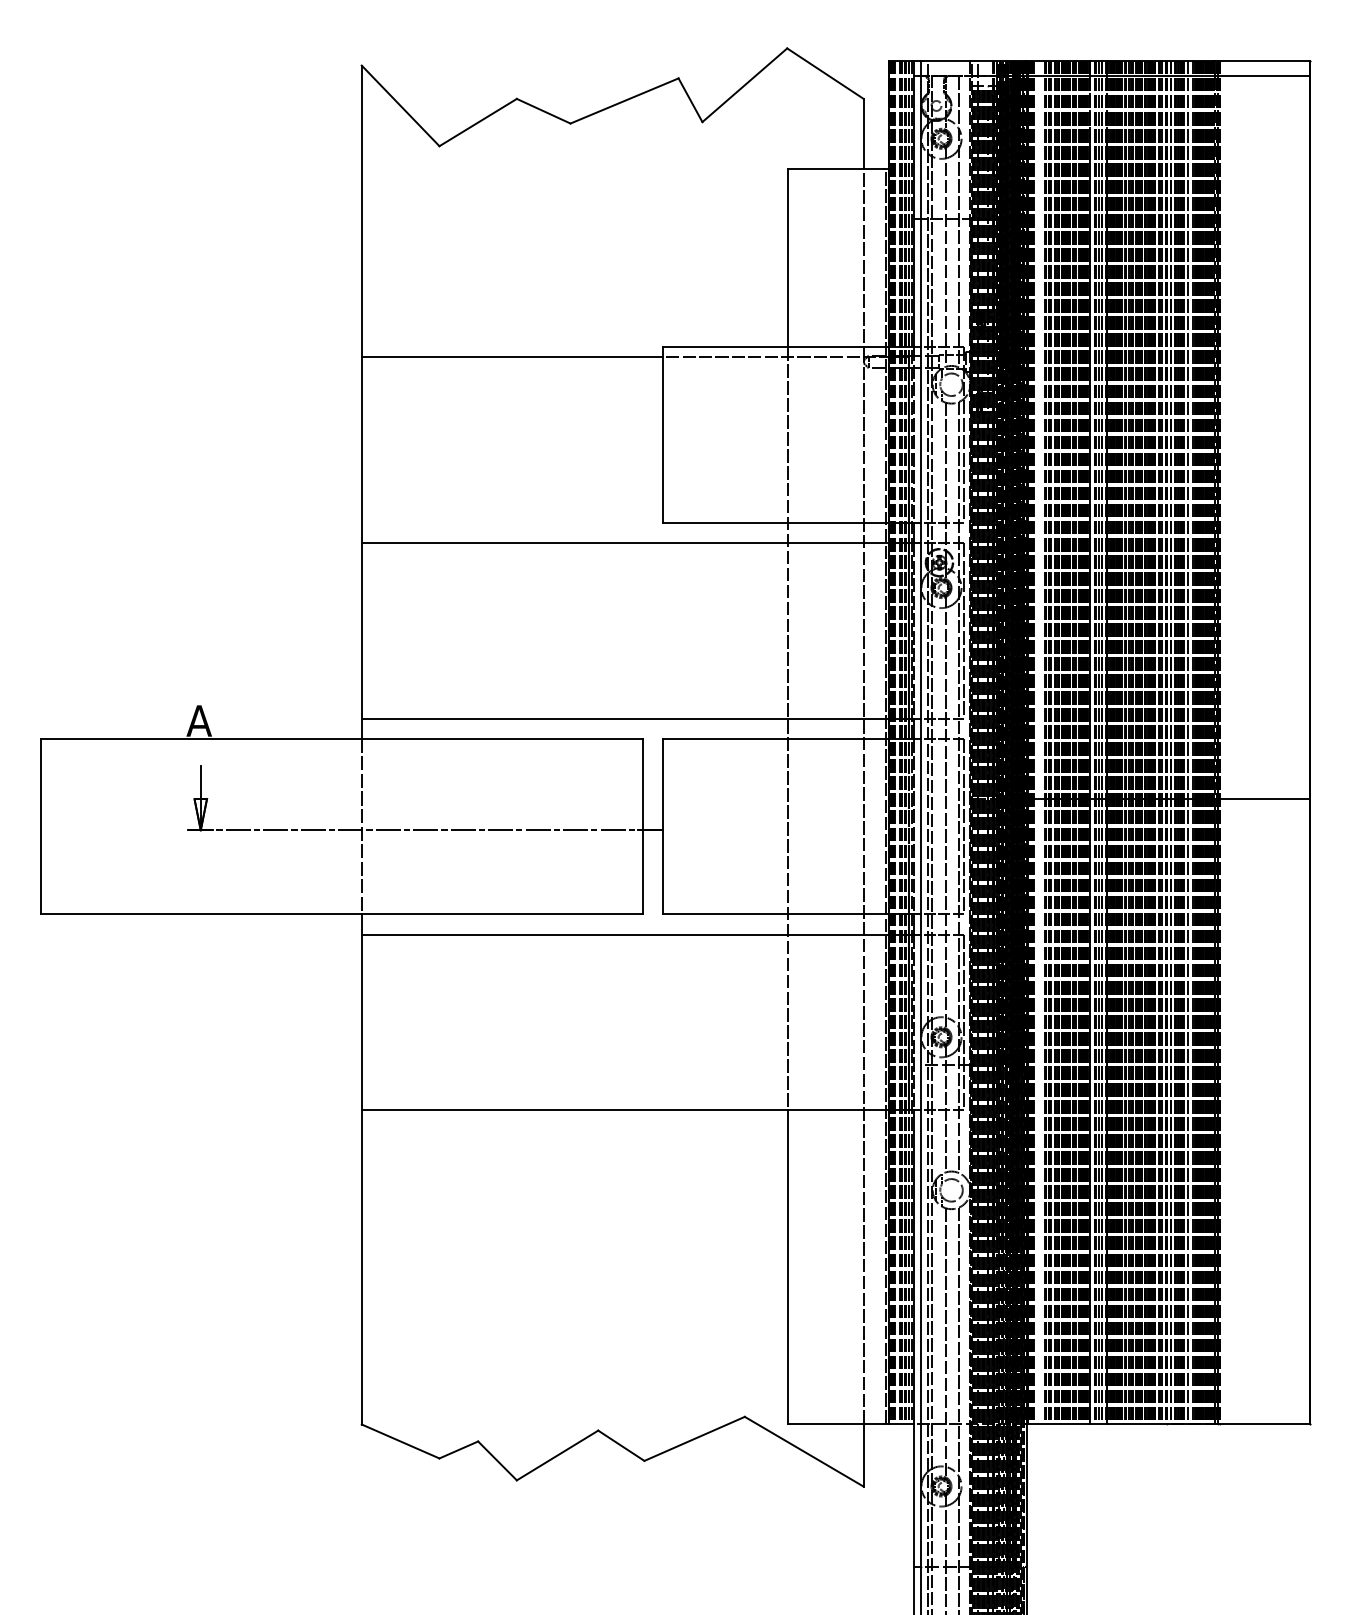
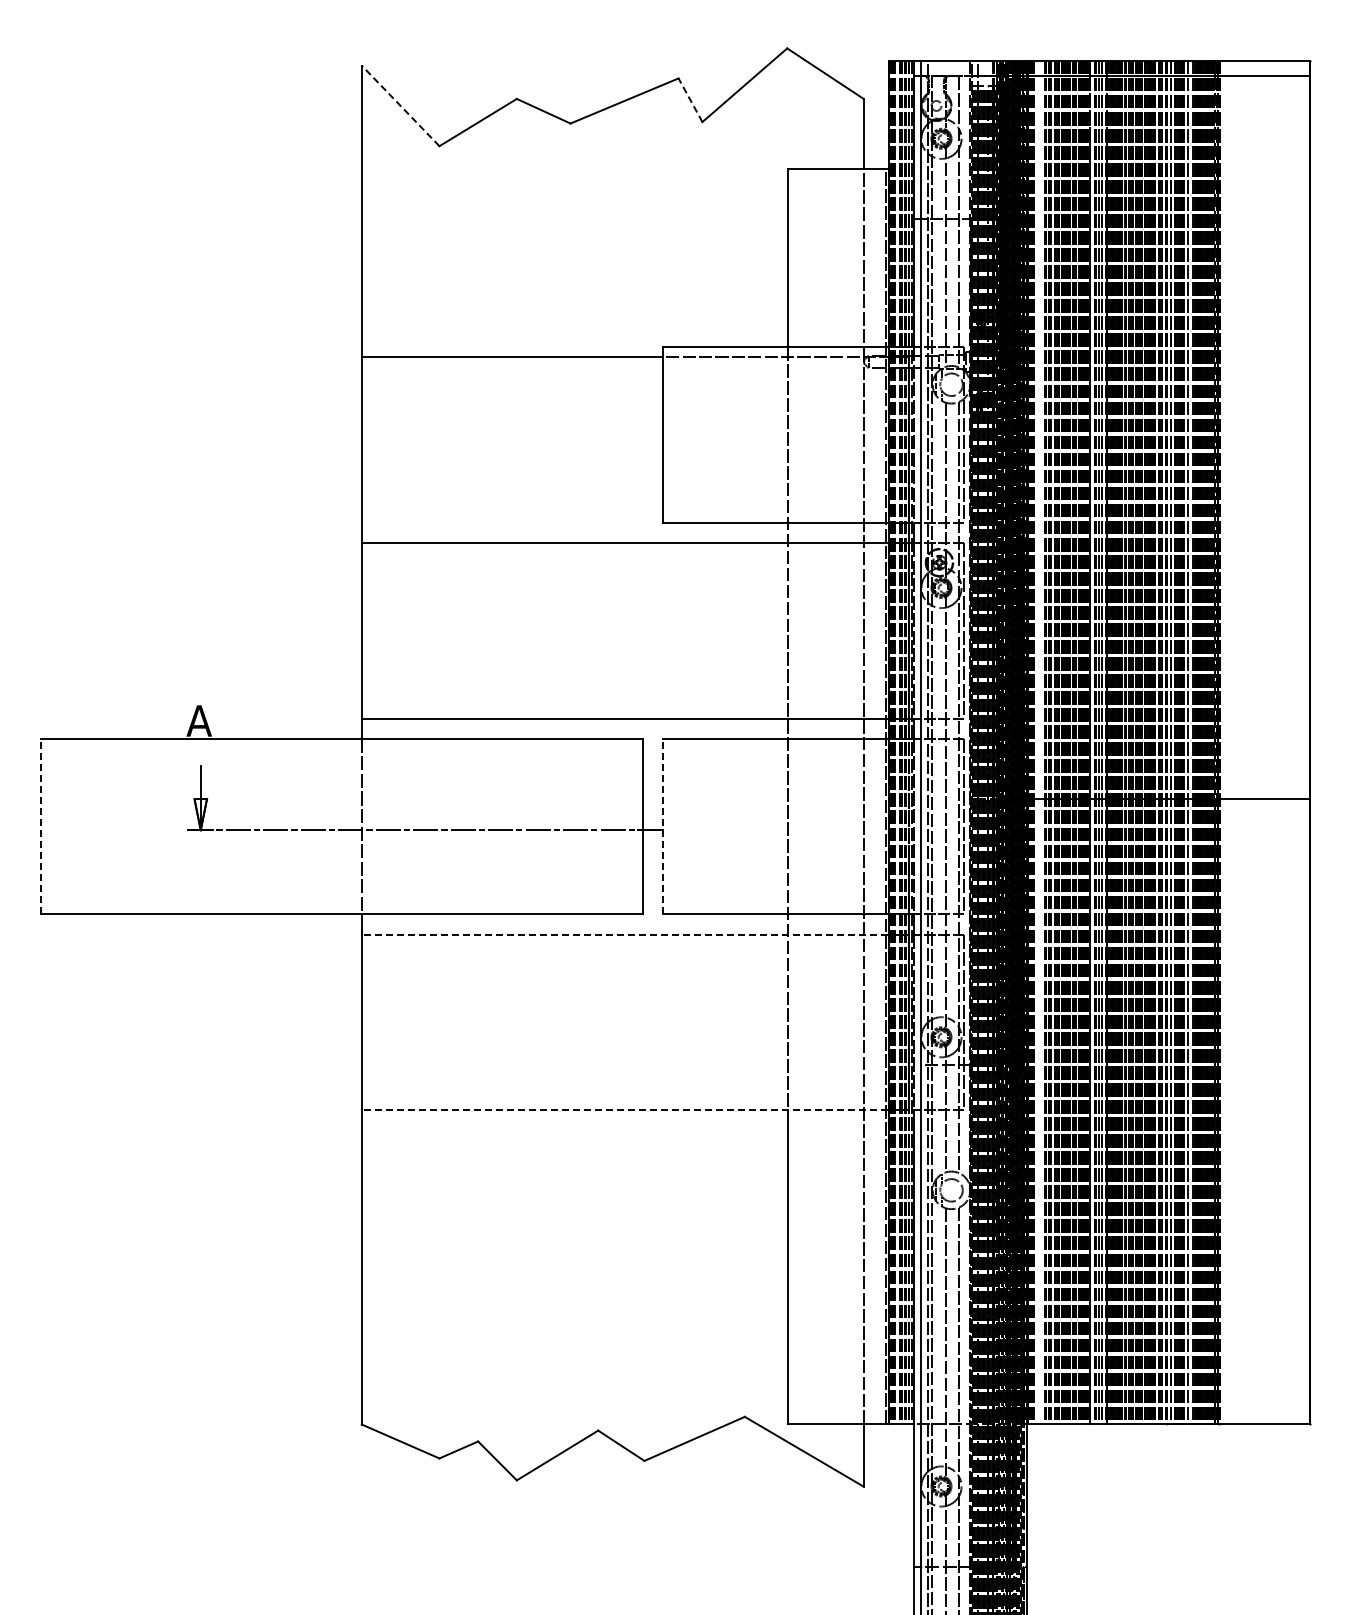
line: solid -> dashed (690, 100)
line: solid -> dashed (400, 105)
line: solid -> dashed (40, 826)
line: solid -> dashed (662, 826)
line: solid -> dashed (641, 934)
line: solid -> dashed (641, 1110)
